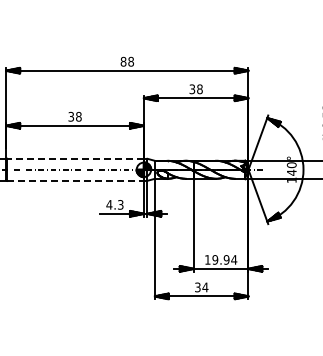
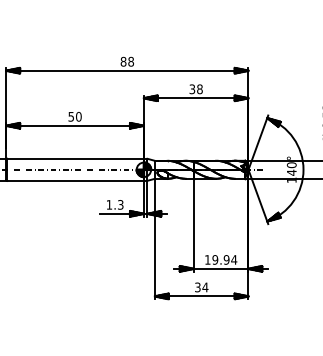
text: 38 -> 50 (74, 116)
line: dashed -> solid (75, 158)
line: dashed -> solid (76, 180)
text: 4.3 -> 1.3 (109, 204)
